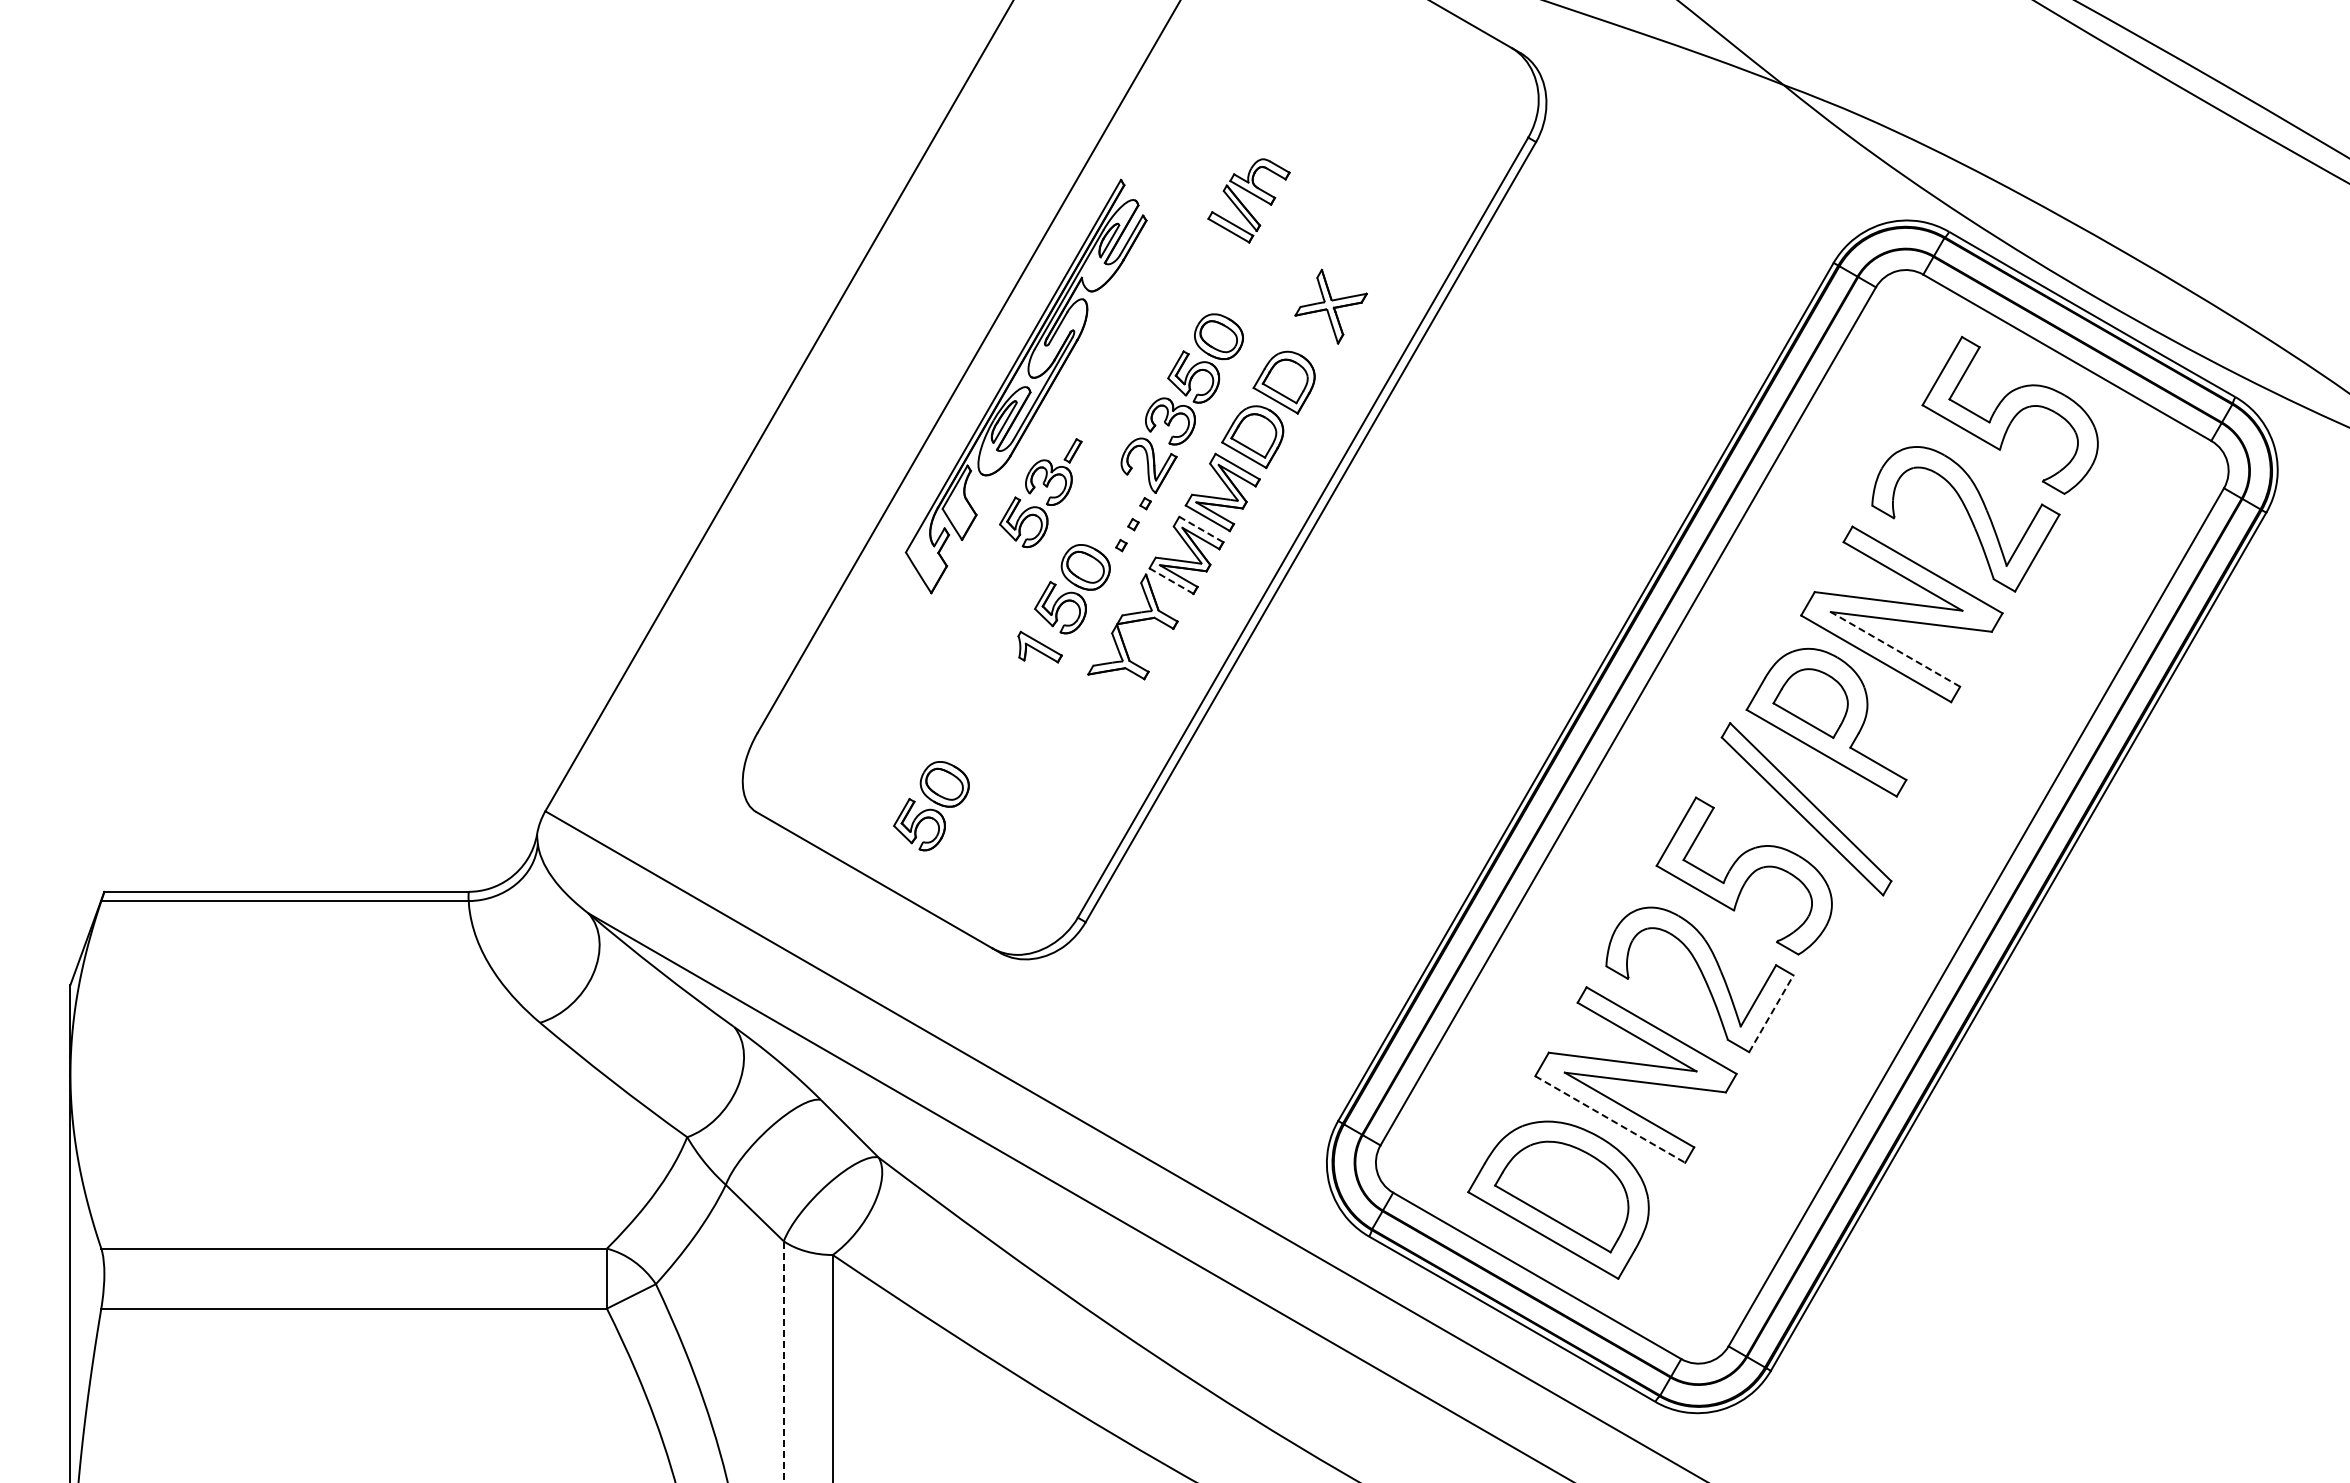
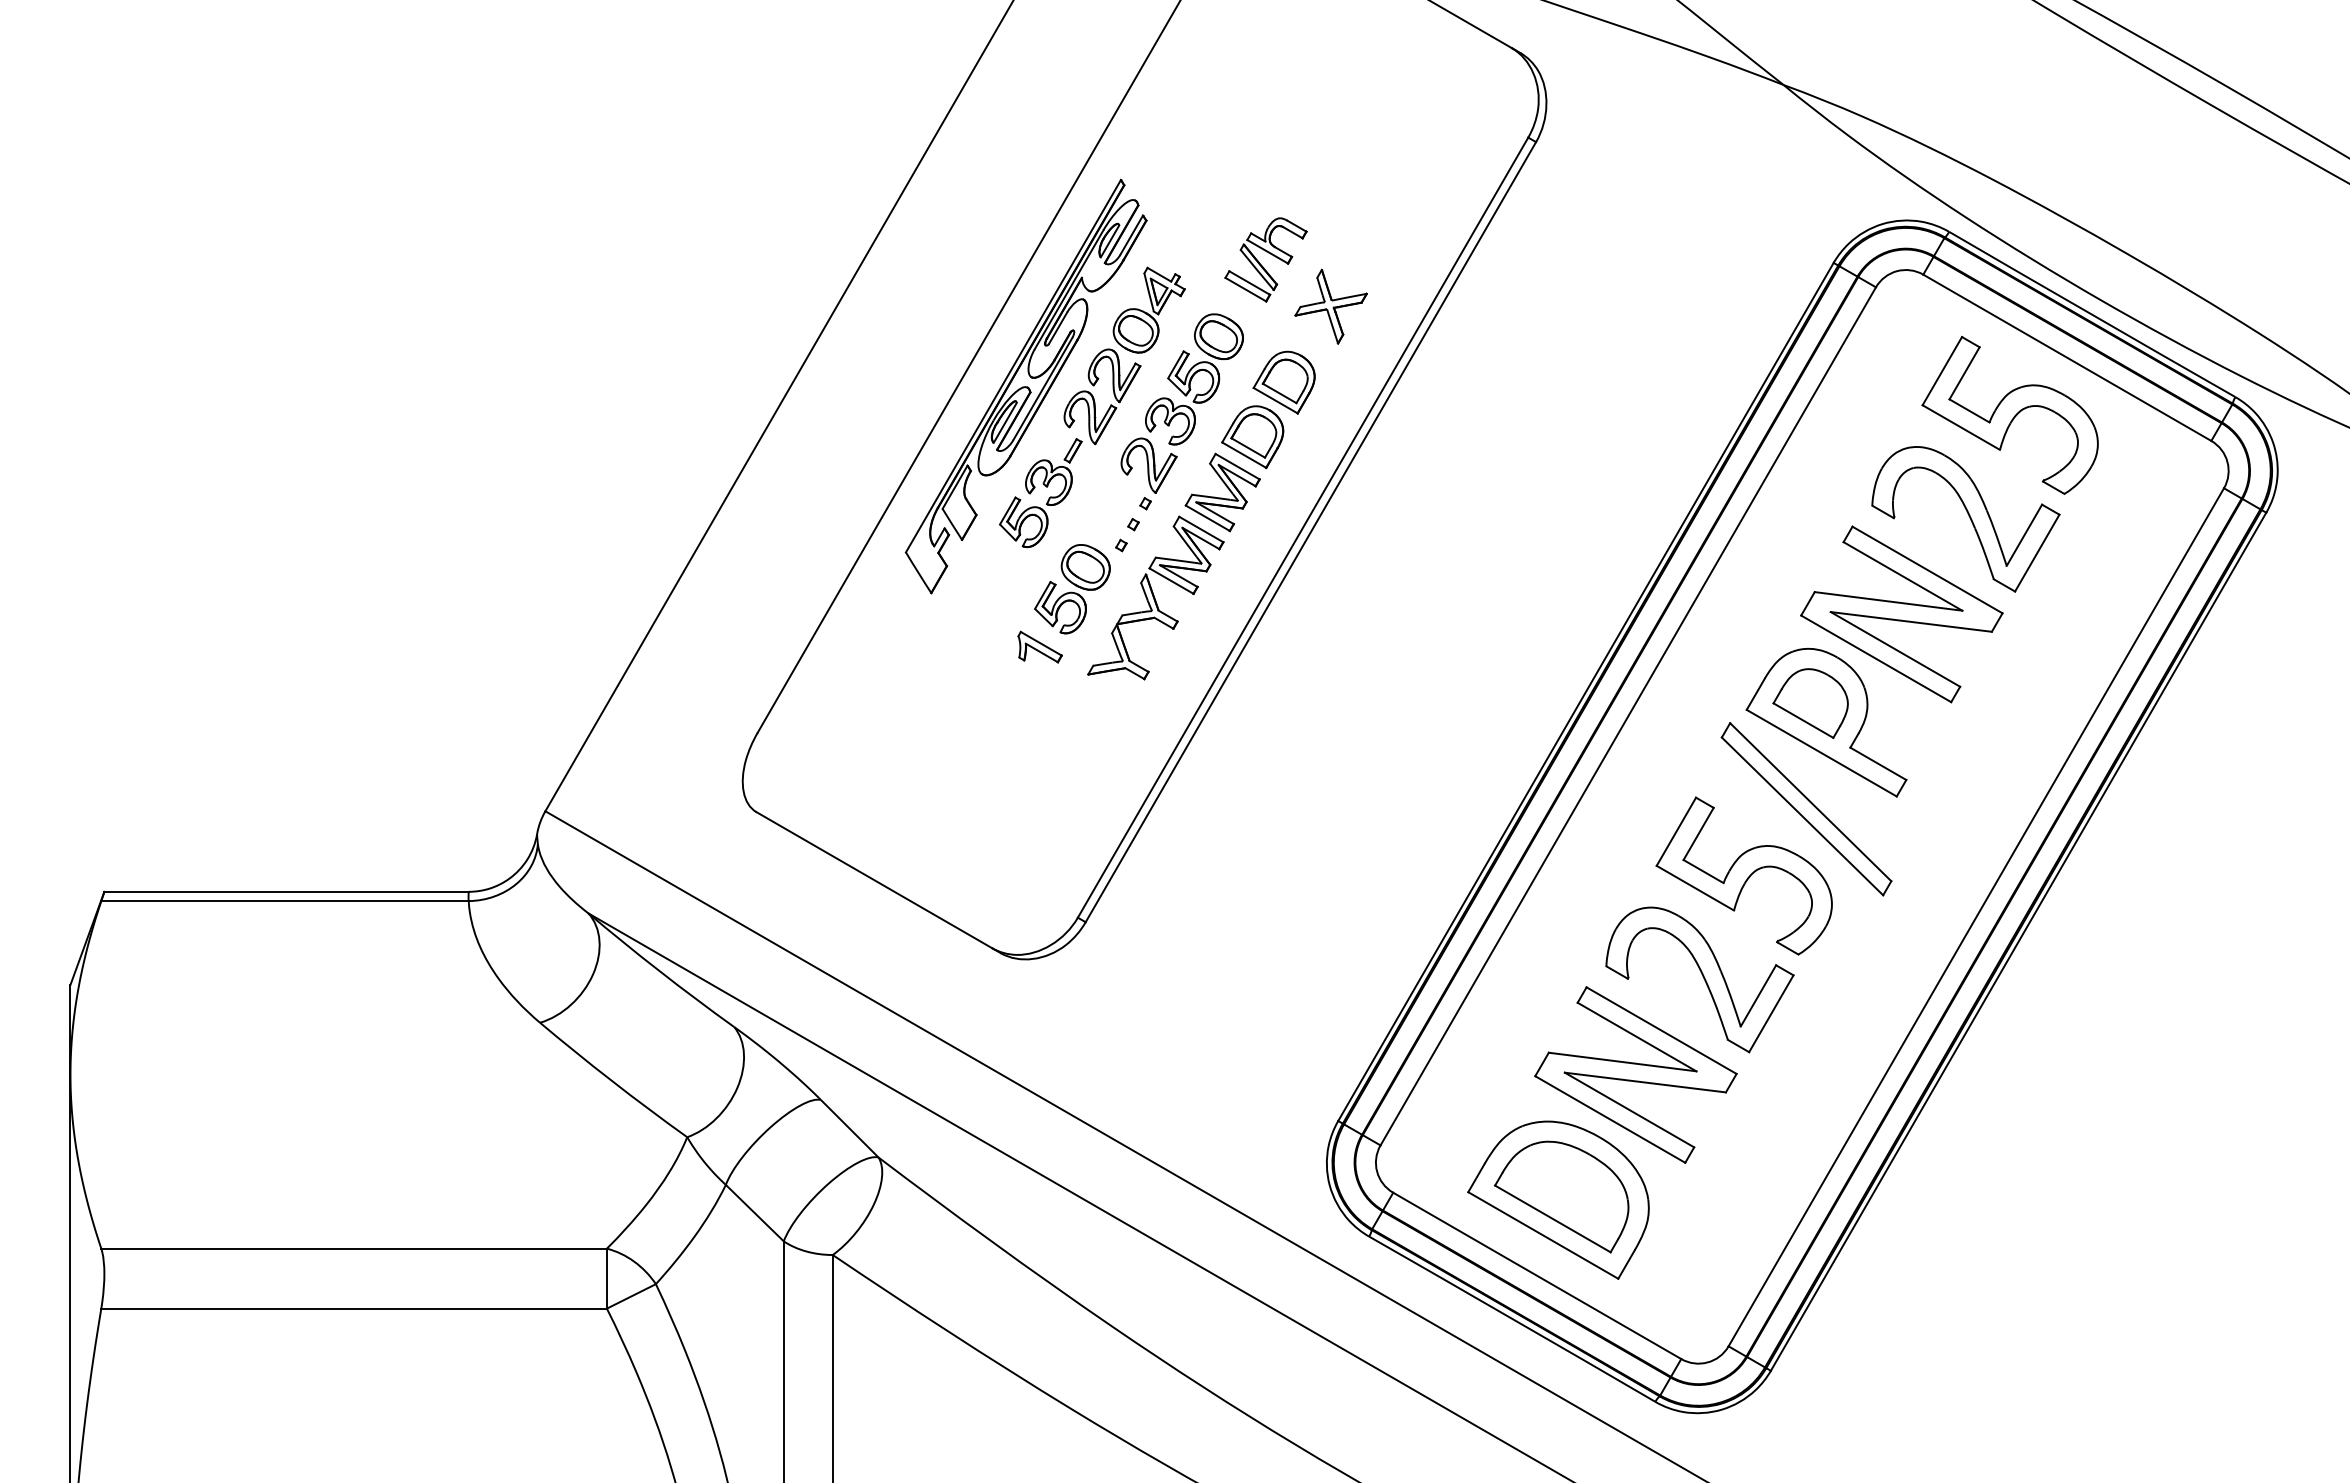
part position: (1242, 202) -> (1259, 261) (1259, 261)
part: none -> present (1124, 355)
line: dashed -> solid (1200, 529)
line: dashed -> solid (1171, 581)
line: dashed -> solid (1895, 649)
part: present -> none (931, 806)
line: dashed -> solid (1771, 1013)
line: dashed -> solid (1610, 1119)
line: dashed -> solid (783, 1361)
